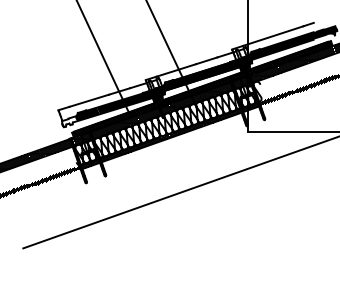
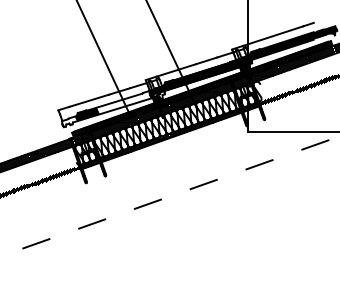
fill: present -> none (130, 102)
line: solid -> dashed (181, 192)
